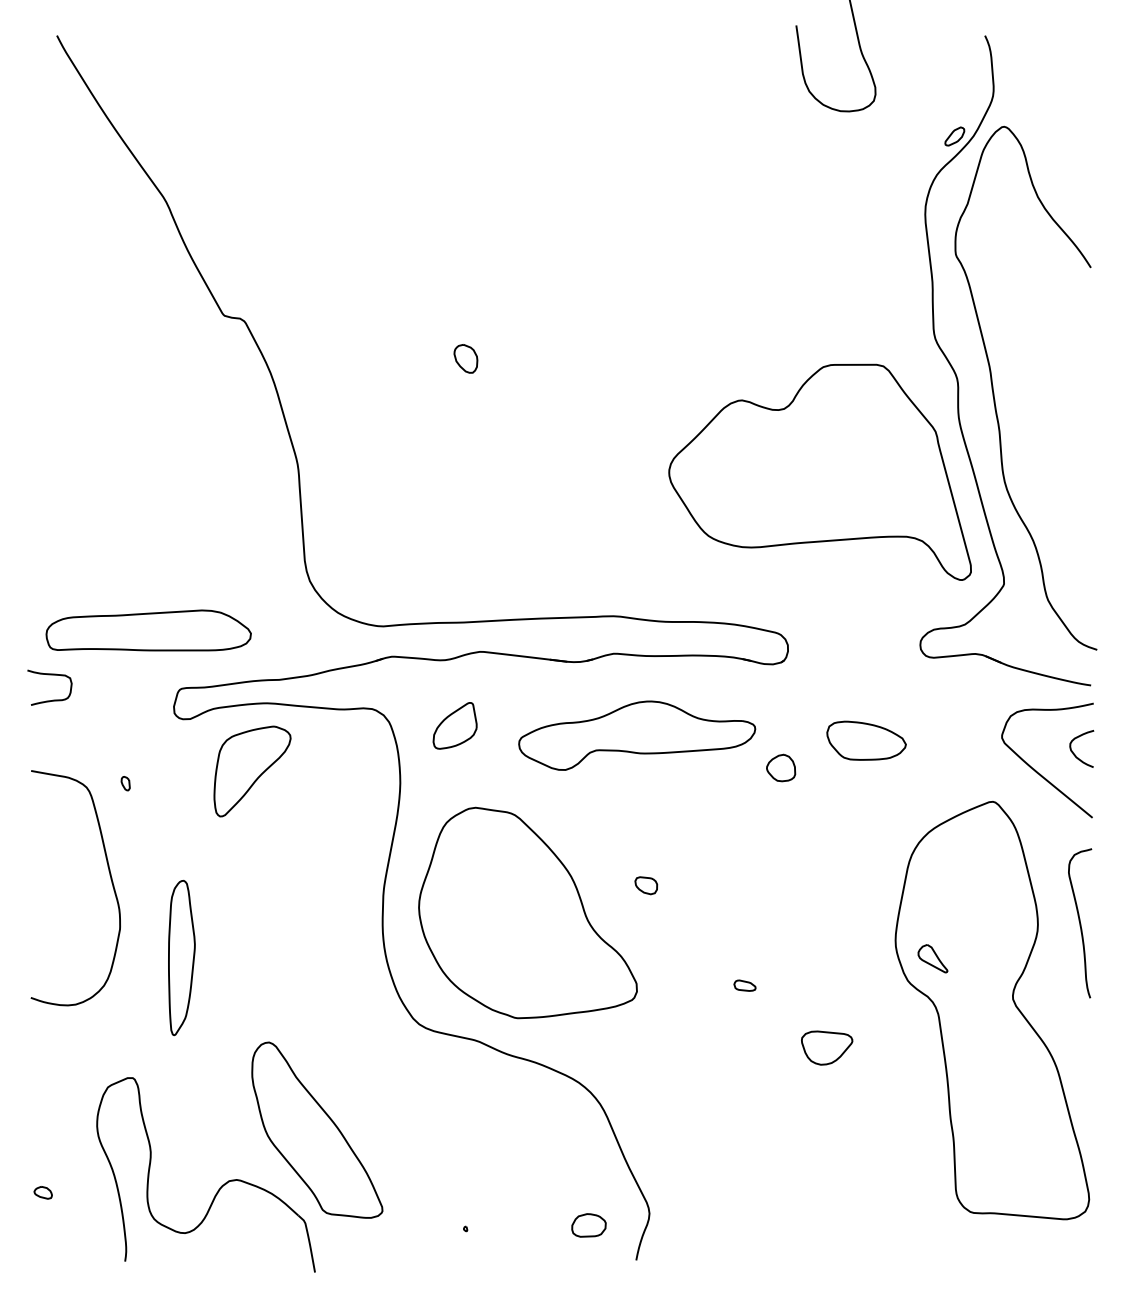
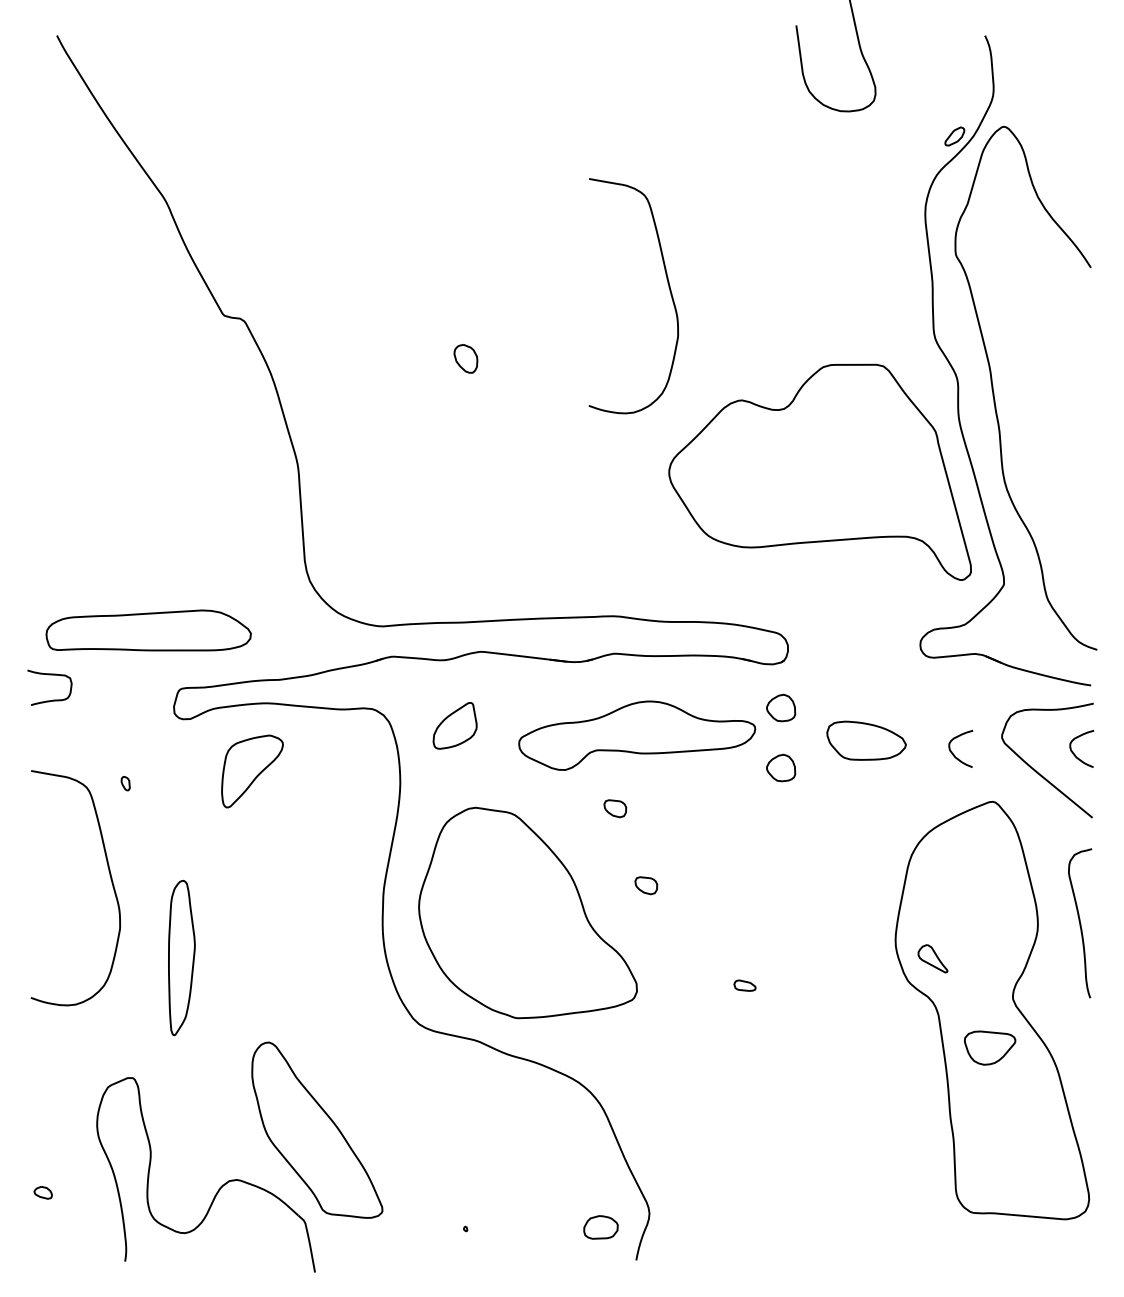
curve: none -> present (668, 287)
part: none -> present (781, 707)
curve: none -> present (954, 754)
part size: 79x93 px -> 63x75 px (252, 771)
part: none -> present (615, 808)
part position: (827, 1047) -> (990, 1047) (990, 1047)
part position: (588, 1225) -> (600, 1227) (600, 1227)
